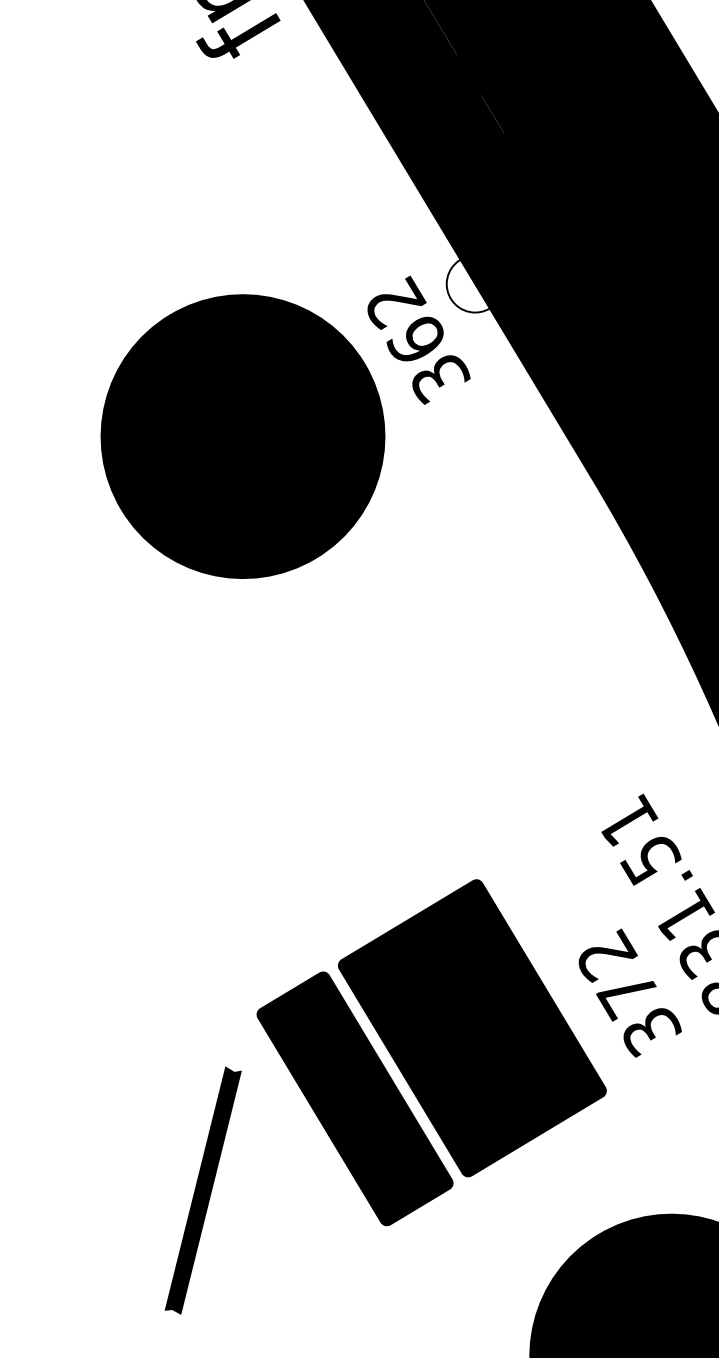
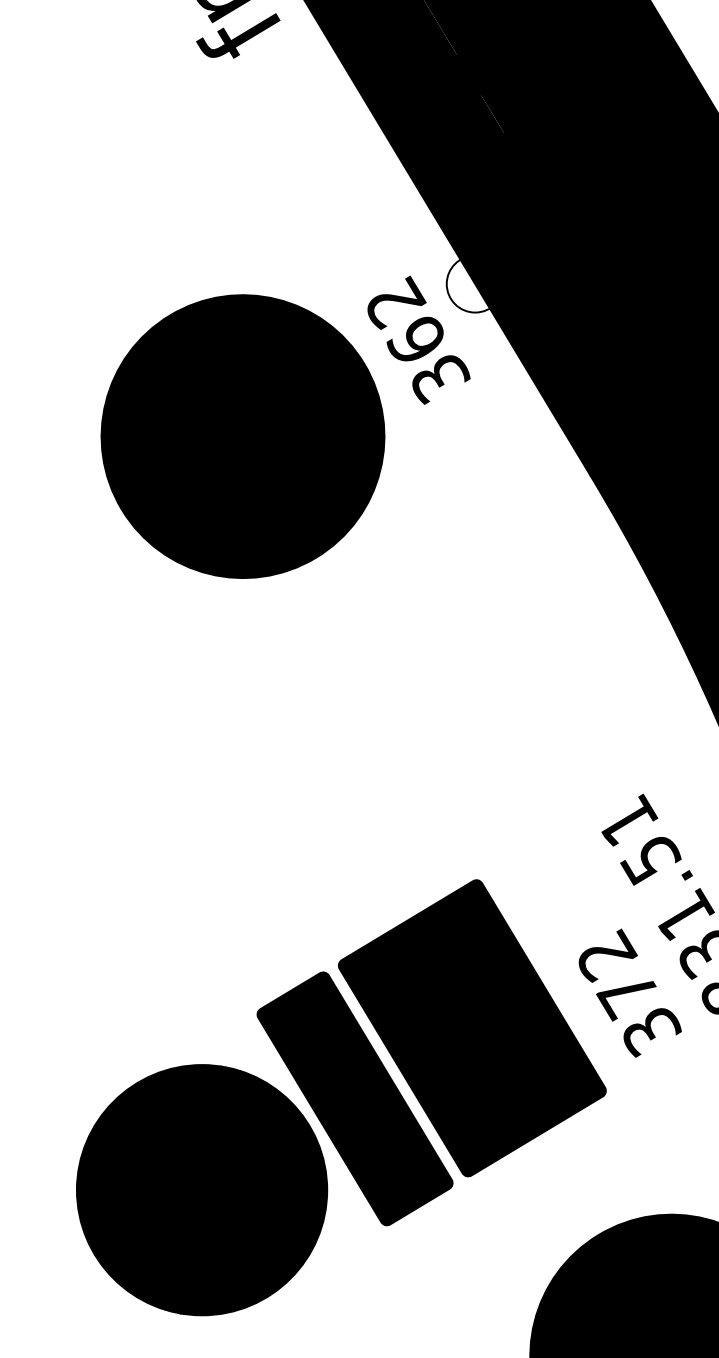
fill: none -> present (201, 1190)
fill: none -> present (202, 1190)
